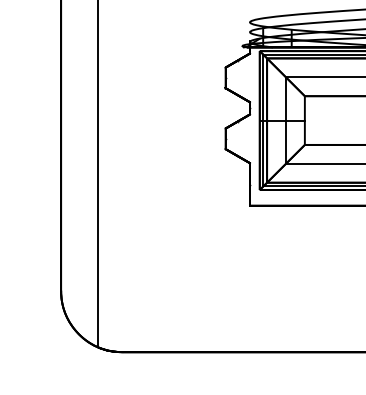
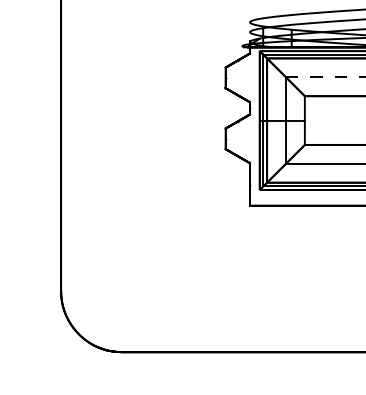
line: solid -> dashed (325, 77)
line: present -> none (97, 174)
